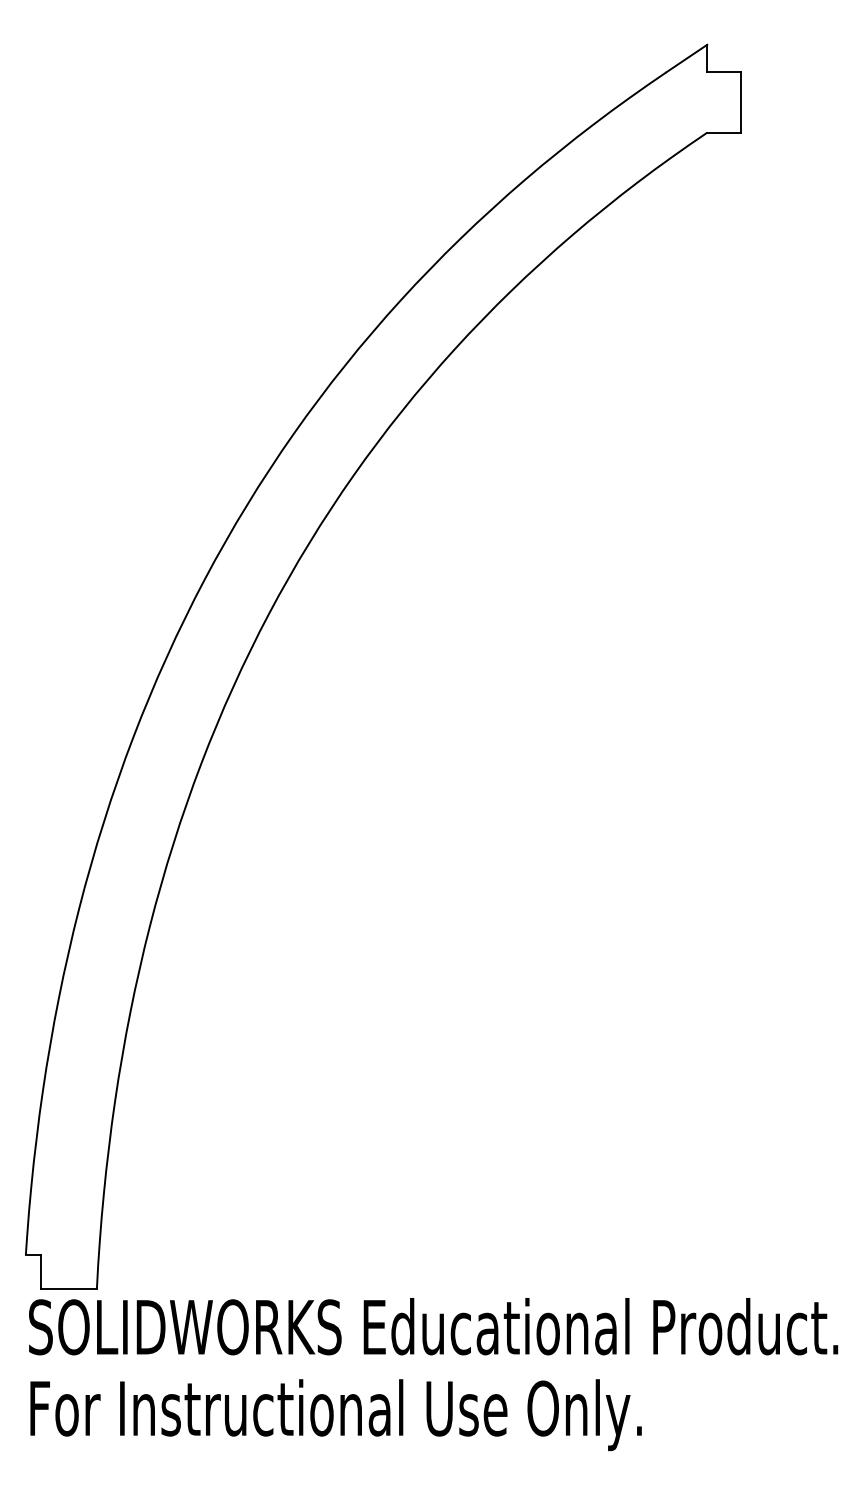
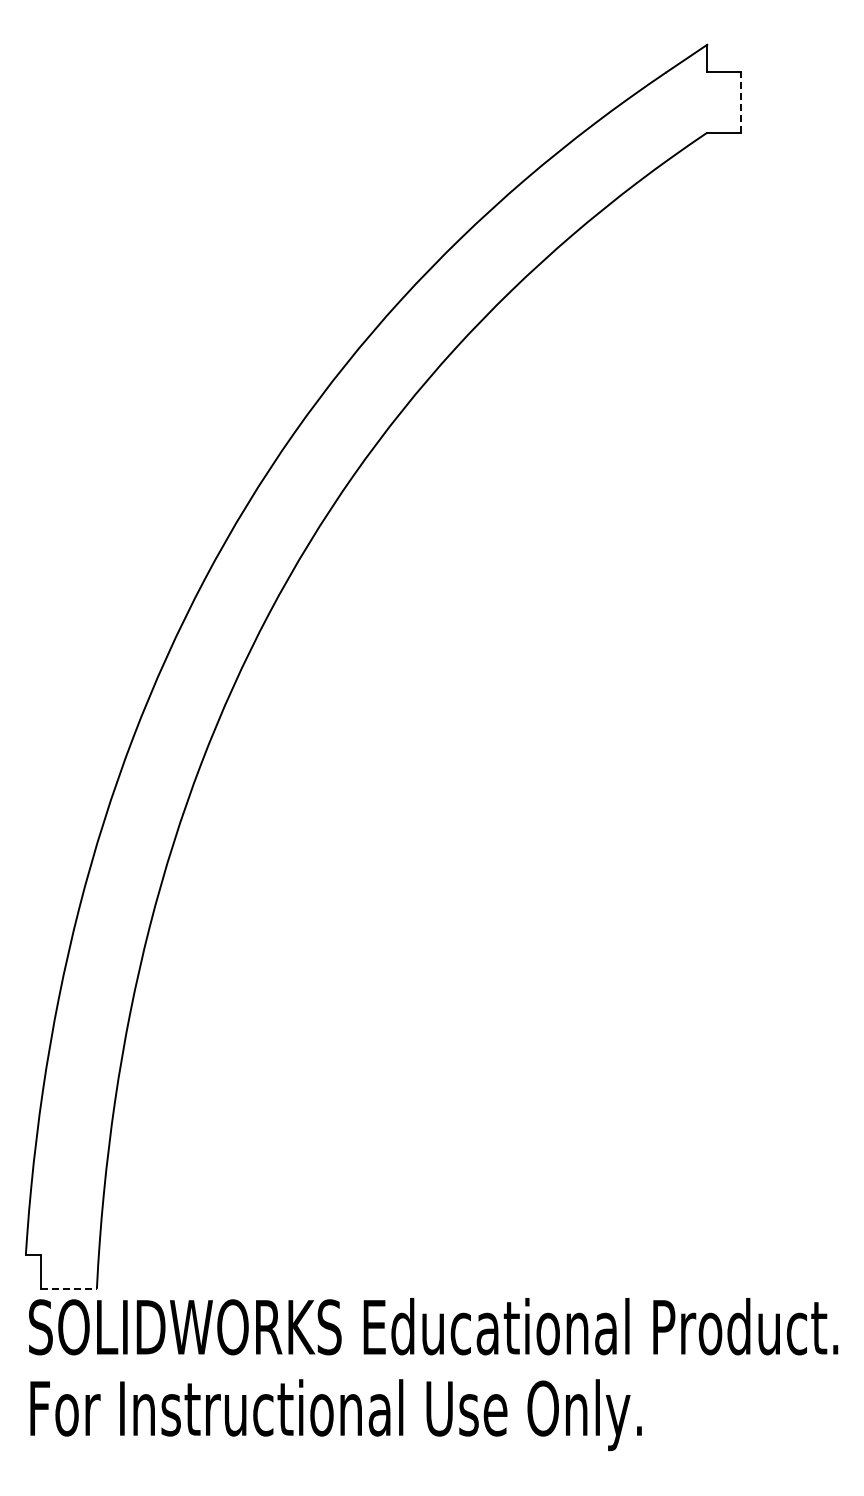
line: solid -> dashed (740, 101)
line: solid -> dashed (69, 1288)
